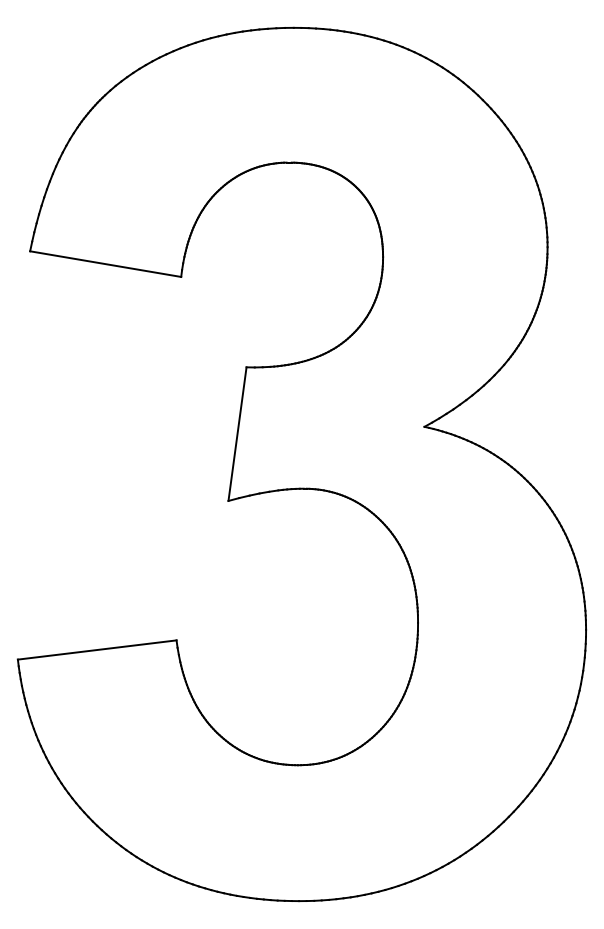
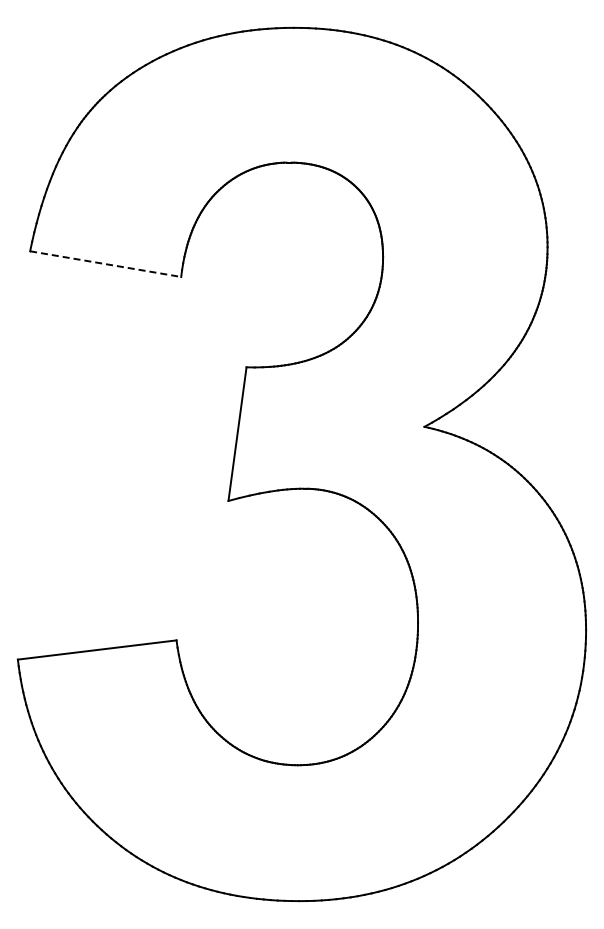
line: solid -> dashed (105, 264)
